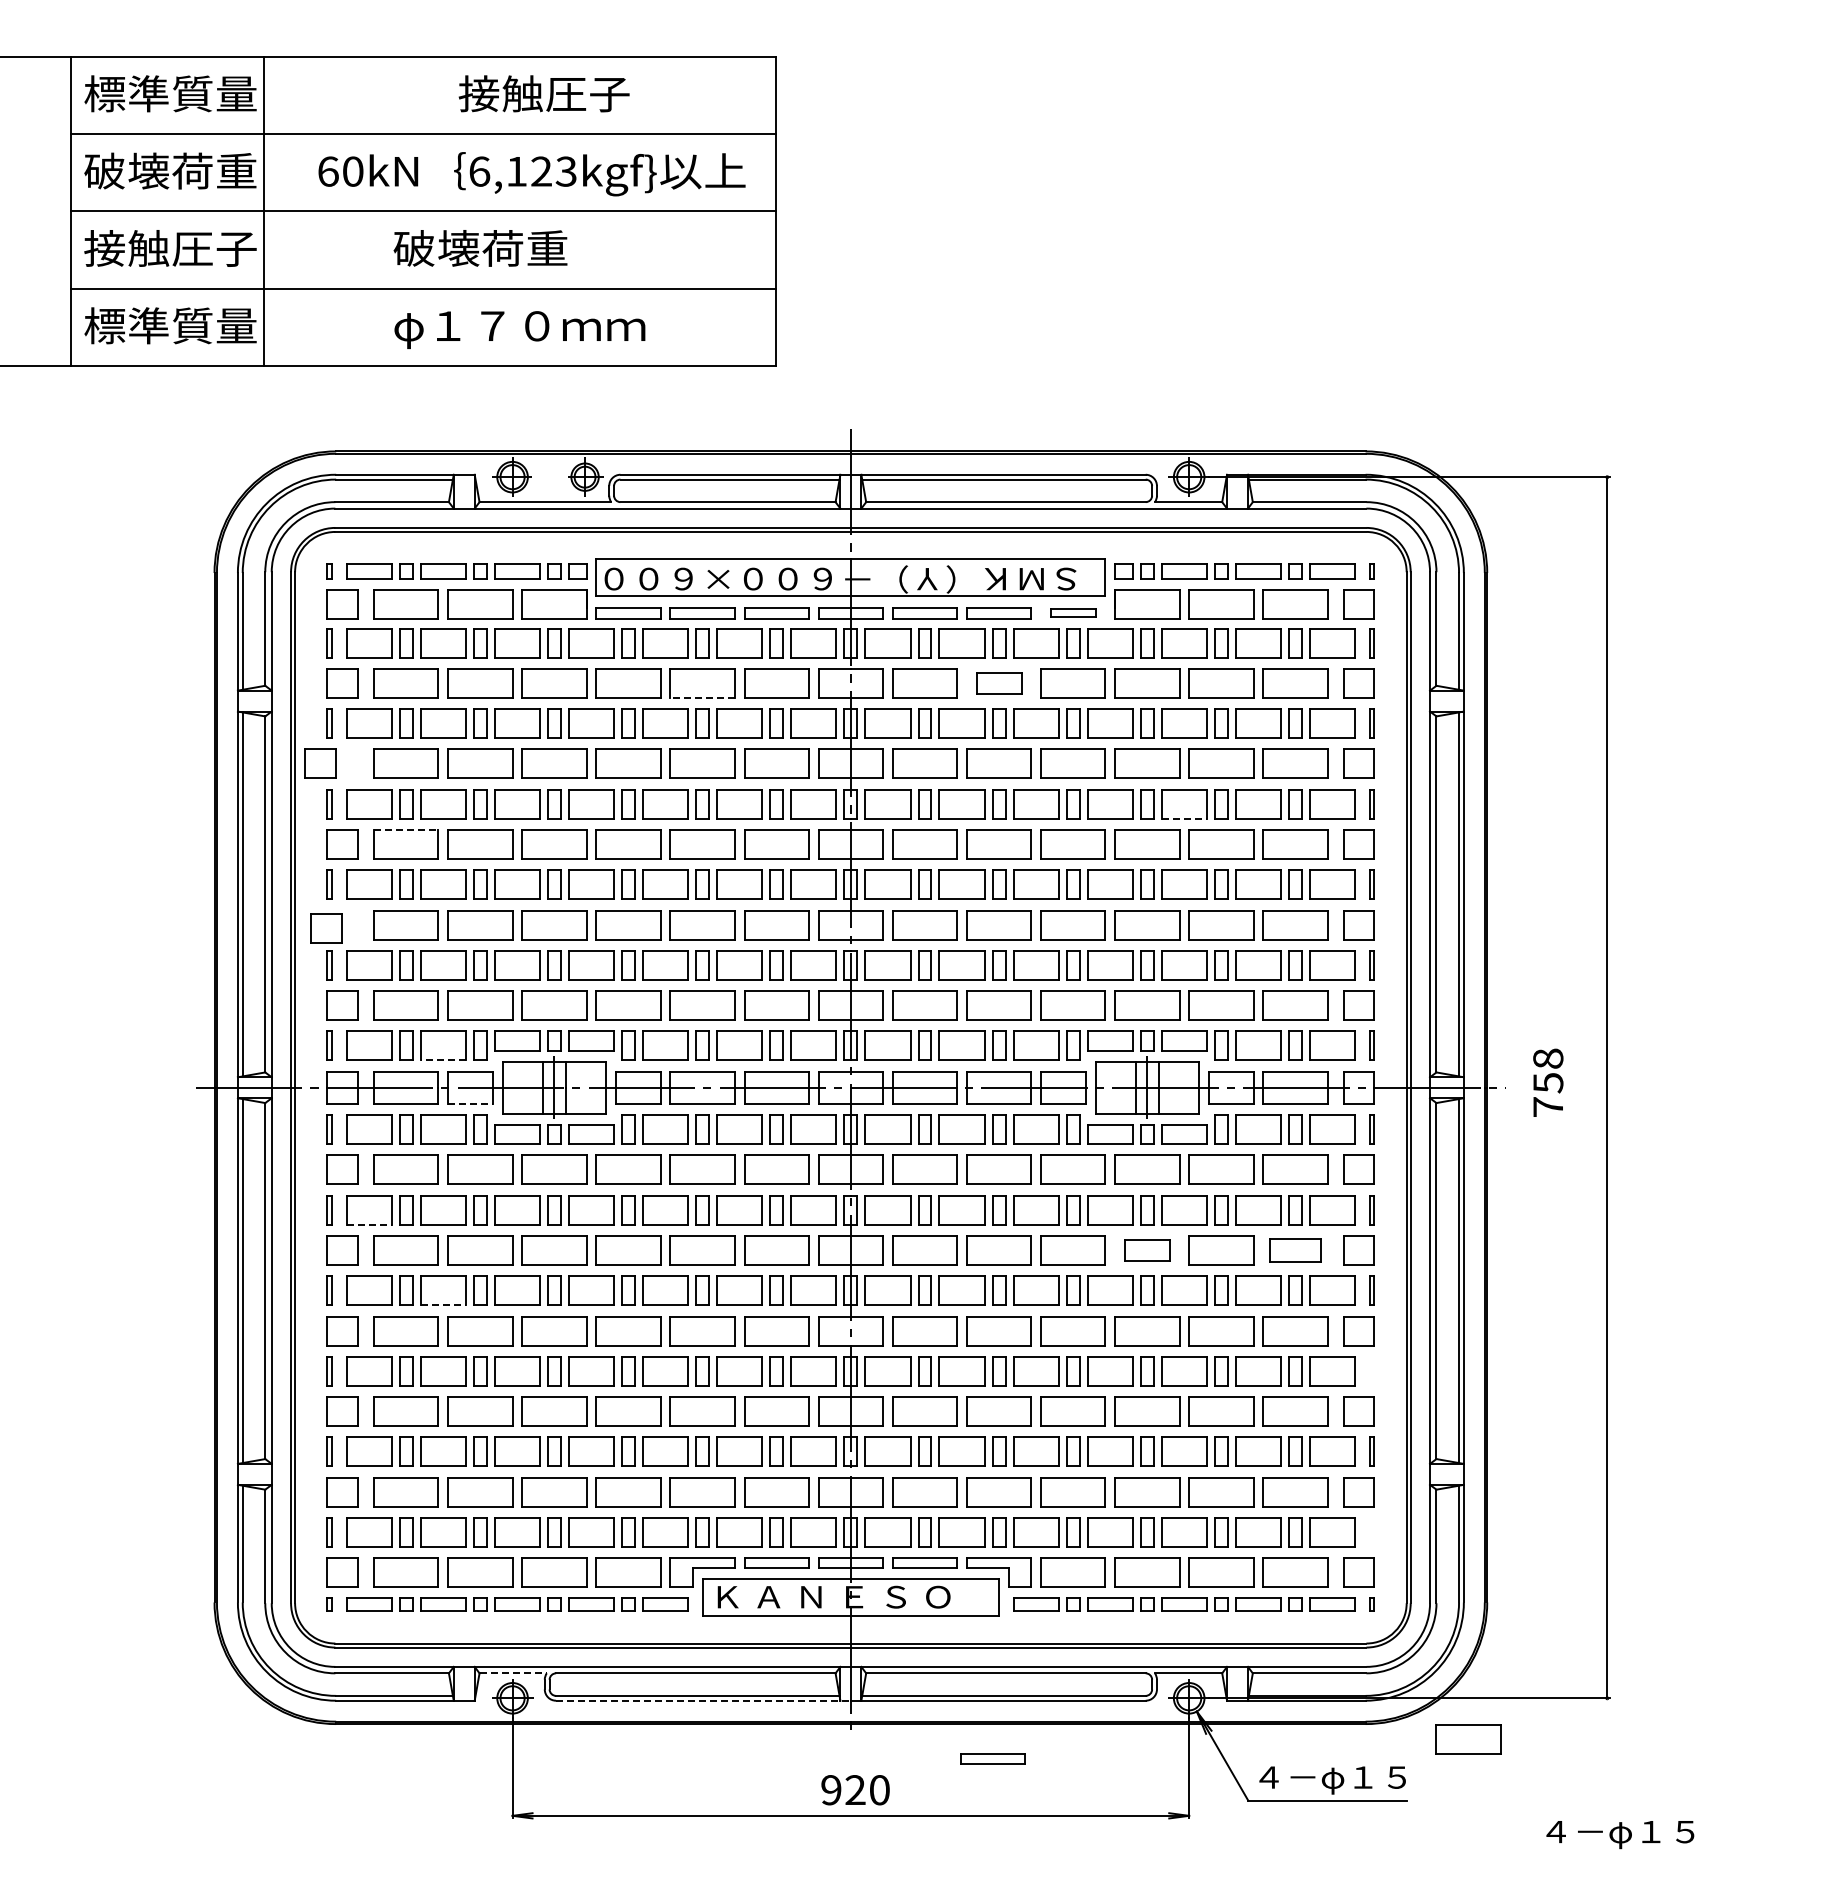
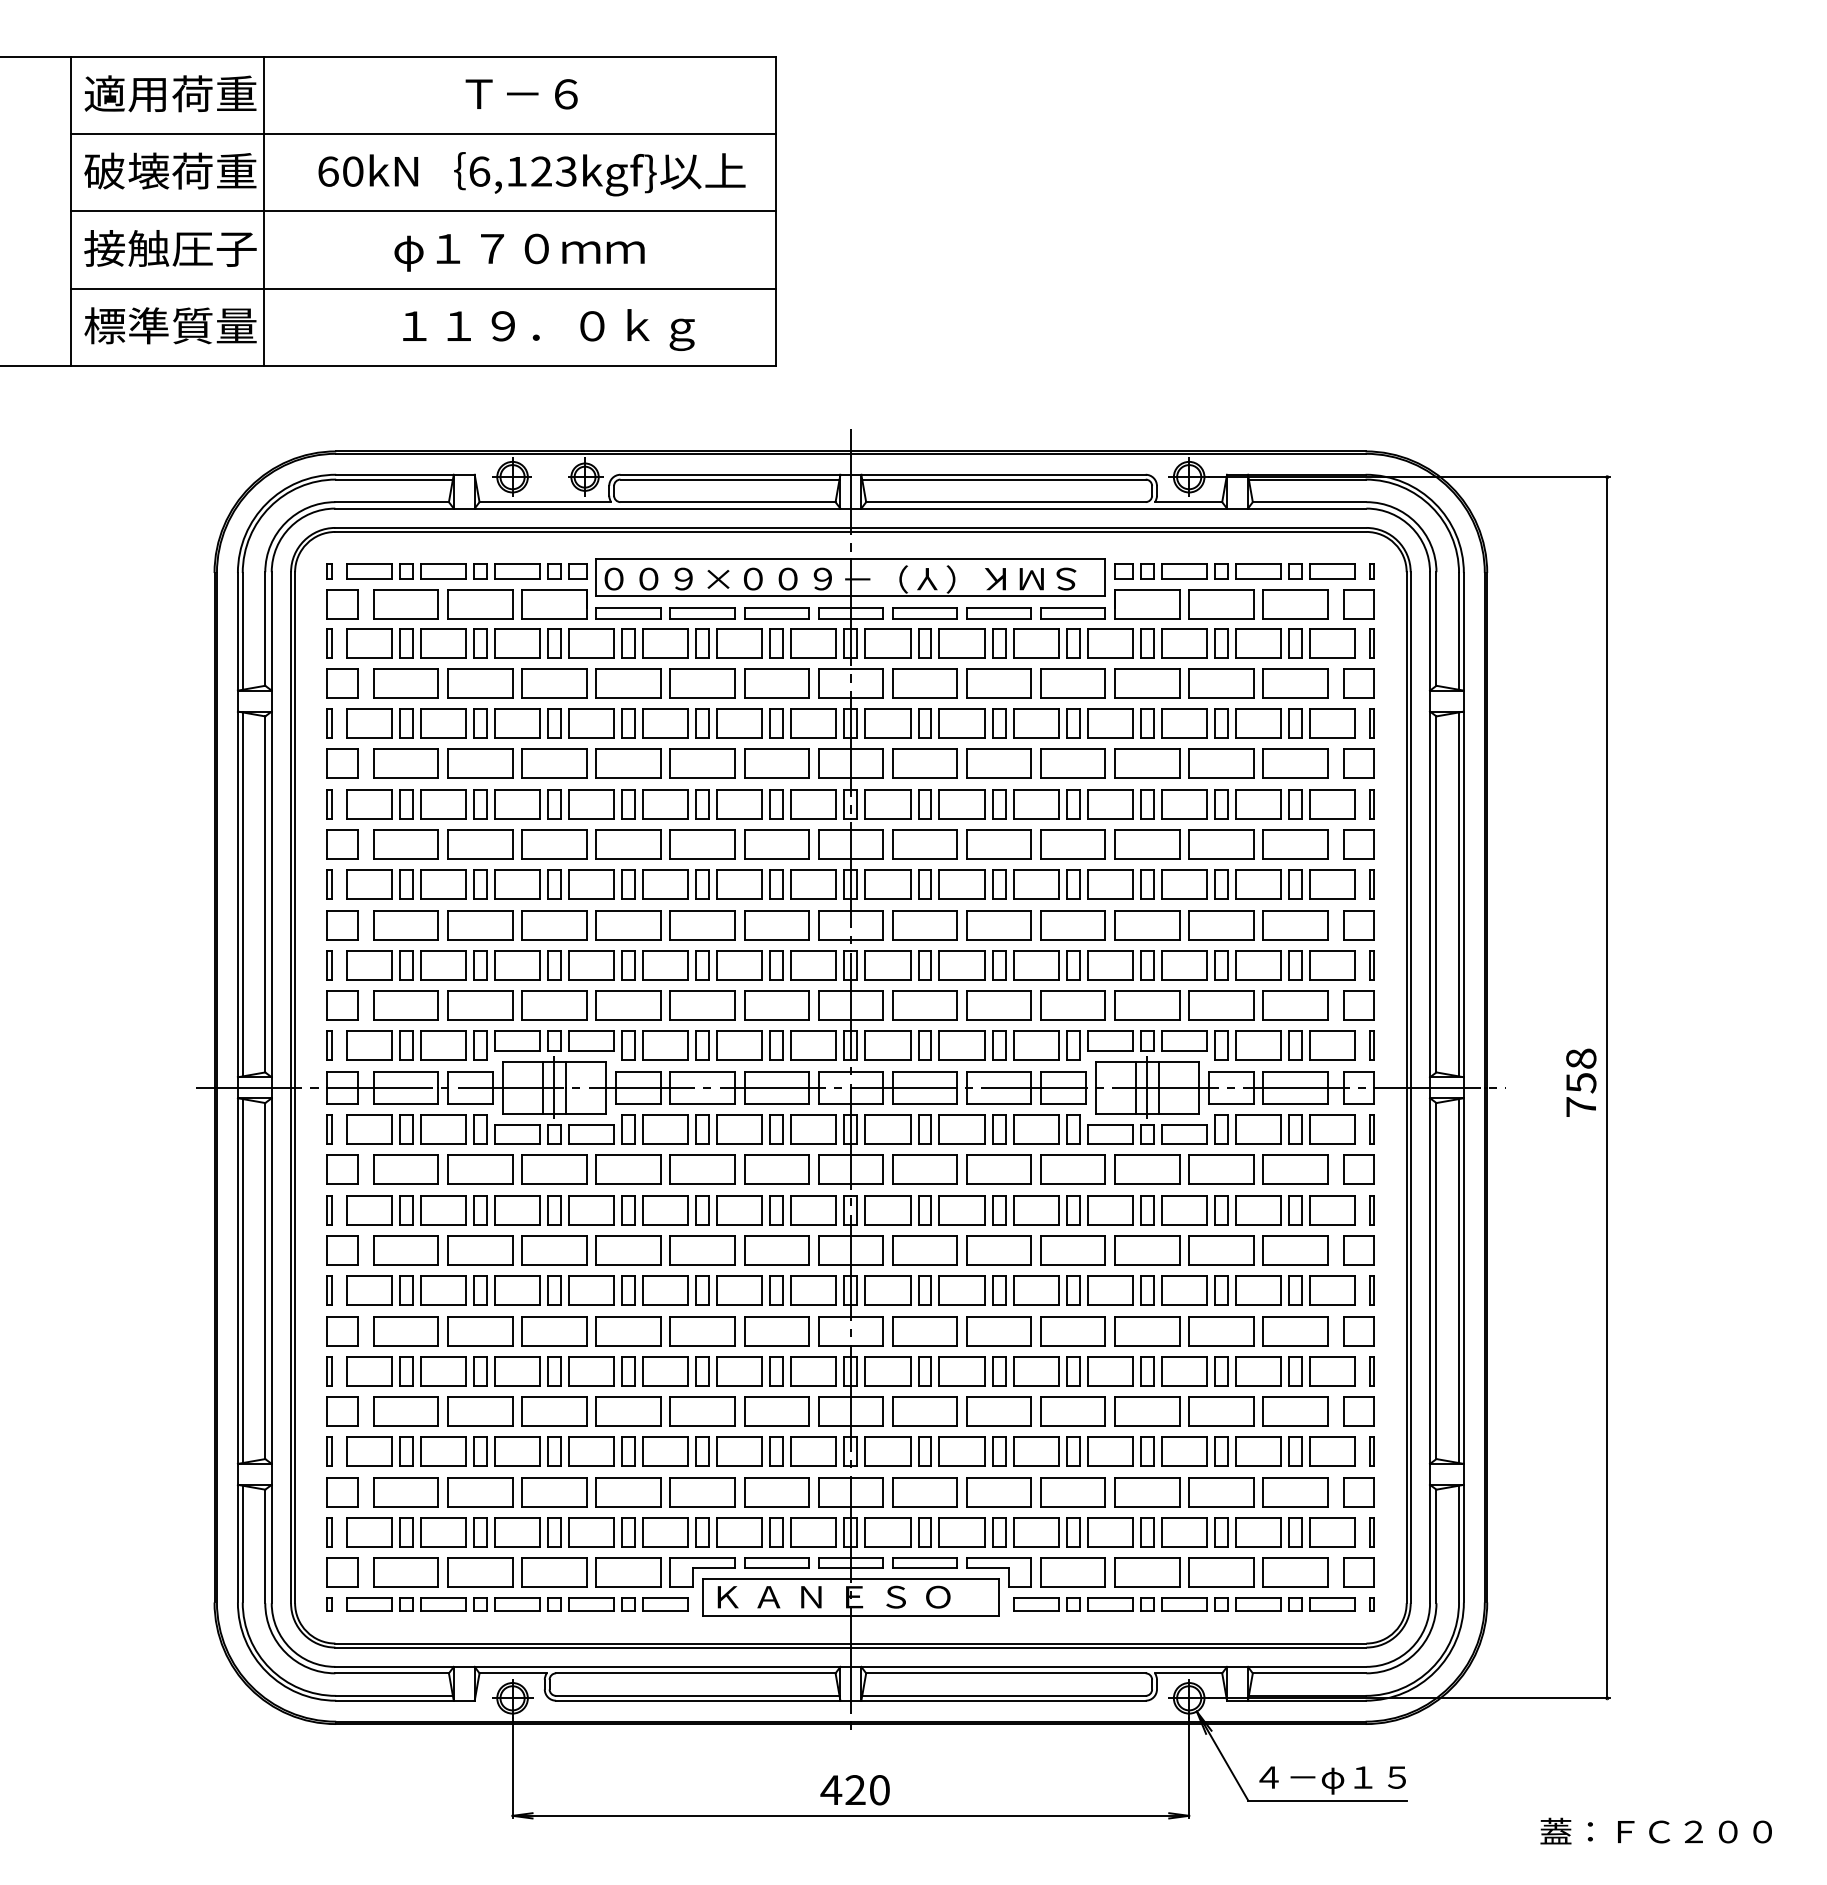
text: 標準質量 -> 適用荷重 (170, 93)
text: 接触圧子 -> Ｔ－６ (543, 93)
text: 破壊荷重 -> φ１７０ｍｍ (518, 250)
text: φ１７０ｍｍ -> １１９．０ｋｇ (544, 330)
part size: 47x10 px -> 66x13 px (1072, 613)
part size: 47x23 px -> 66x31 px (998, 683)
line: dashed -> solid (702, 697)
part position: (320, 763) -> (342, 763) (342, 763)
line: dashed -> solid (1184, 818)
line: dashed -> solid (406, 829)
part position: (326, 928) -> (342, 925) (342, 925)
line: dashed -> solid (443, 1060)
text position: (1548, 1082) -> (1581, 1082) (1581, 1082)
line: dashed -> solid (470, 1103)
line: dashed -> solid (369, 1224)
part size: 47x23 px -> 67x31 px (1147, 1250)
part size: 53x25 px -> 67x31 px (1295, 1250)
line: dashed -> solid (443, 1305)
part: none -> present (1371, 1371)
part: none -> present (1371, 1532)
line: dashed -> solid (513, 1673)
line: dashed -> solid (703, 1700)
part: present -> none (1468, 1739)
part: present -> none (992, 1758)
text: 920 -> 420 (831, 1790)
text: ４－φ１５ -> 蓋：ＦＣ２００ (1655, 1833)
